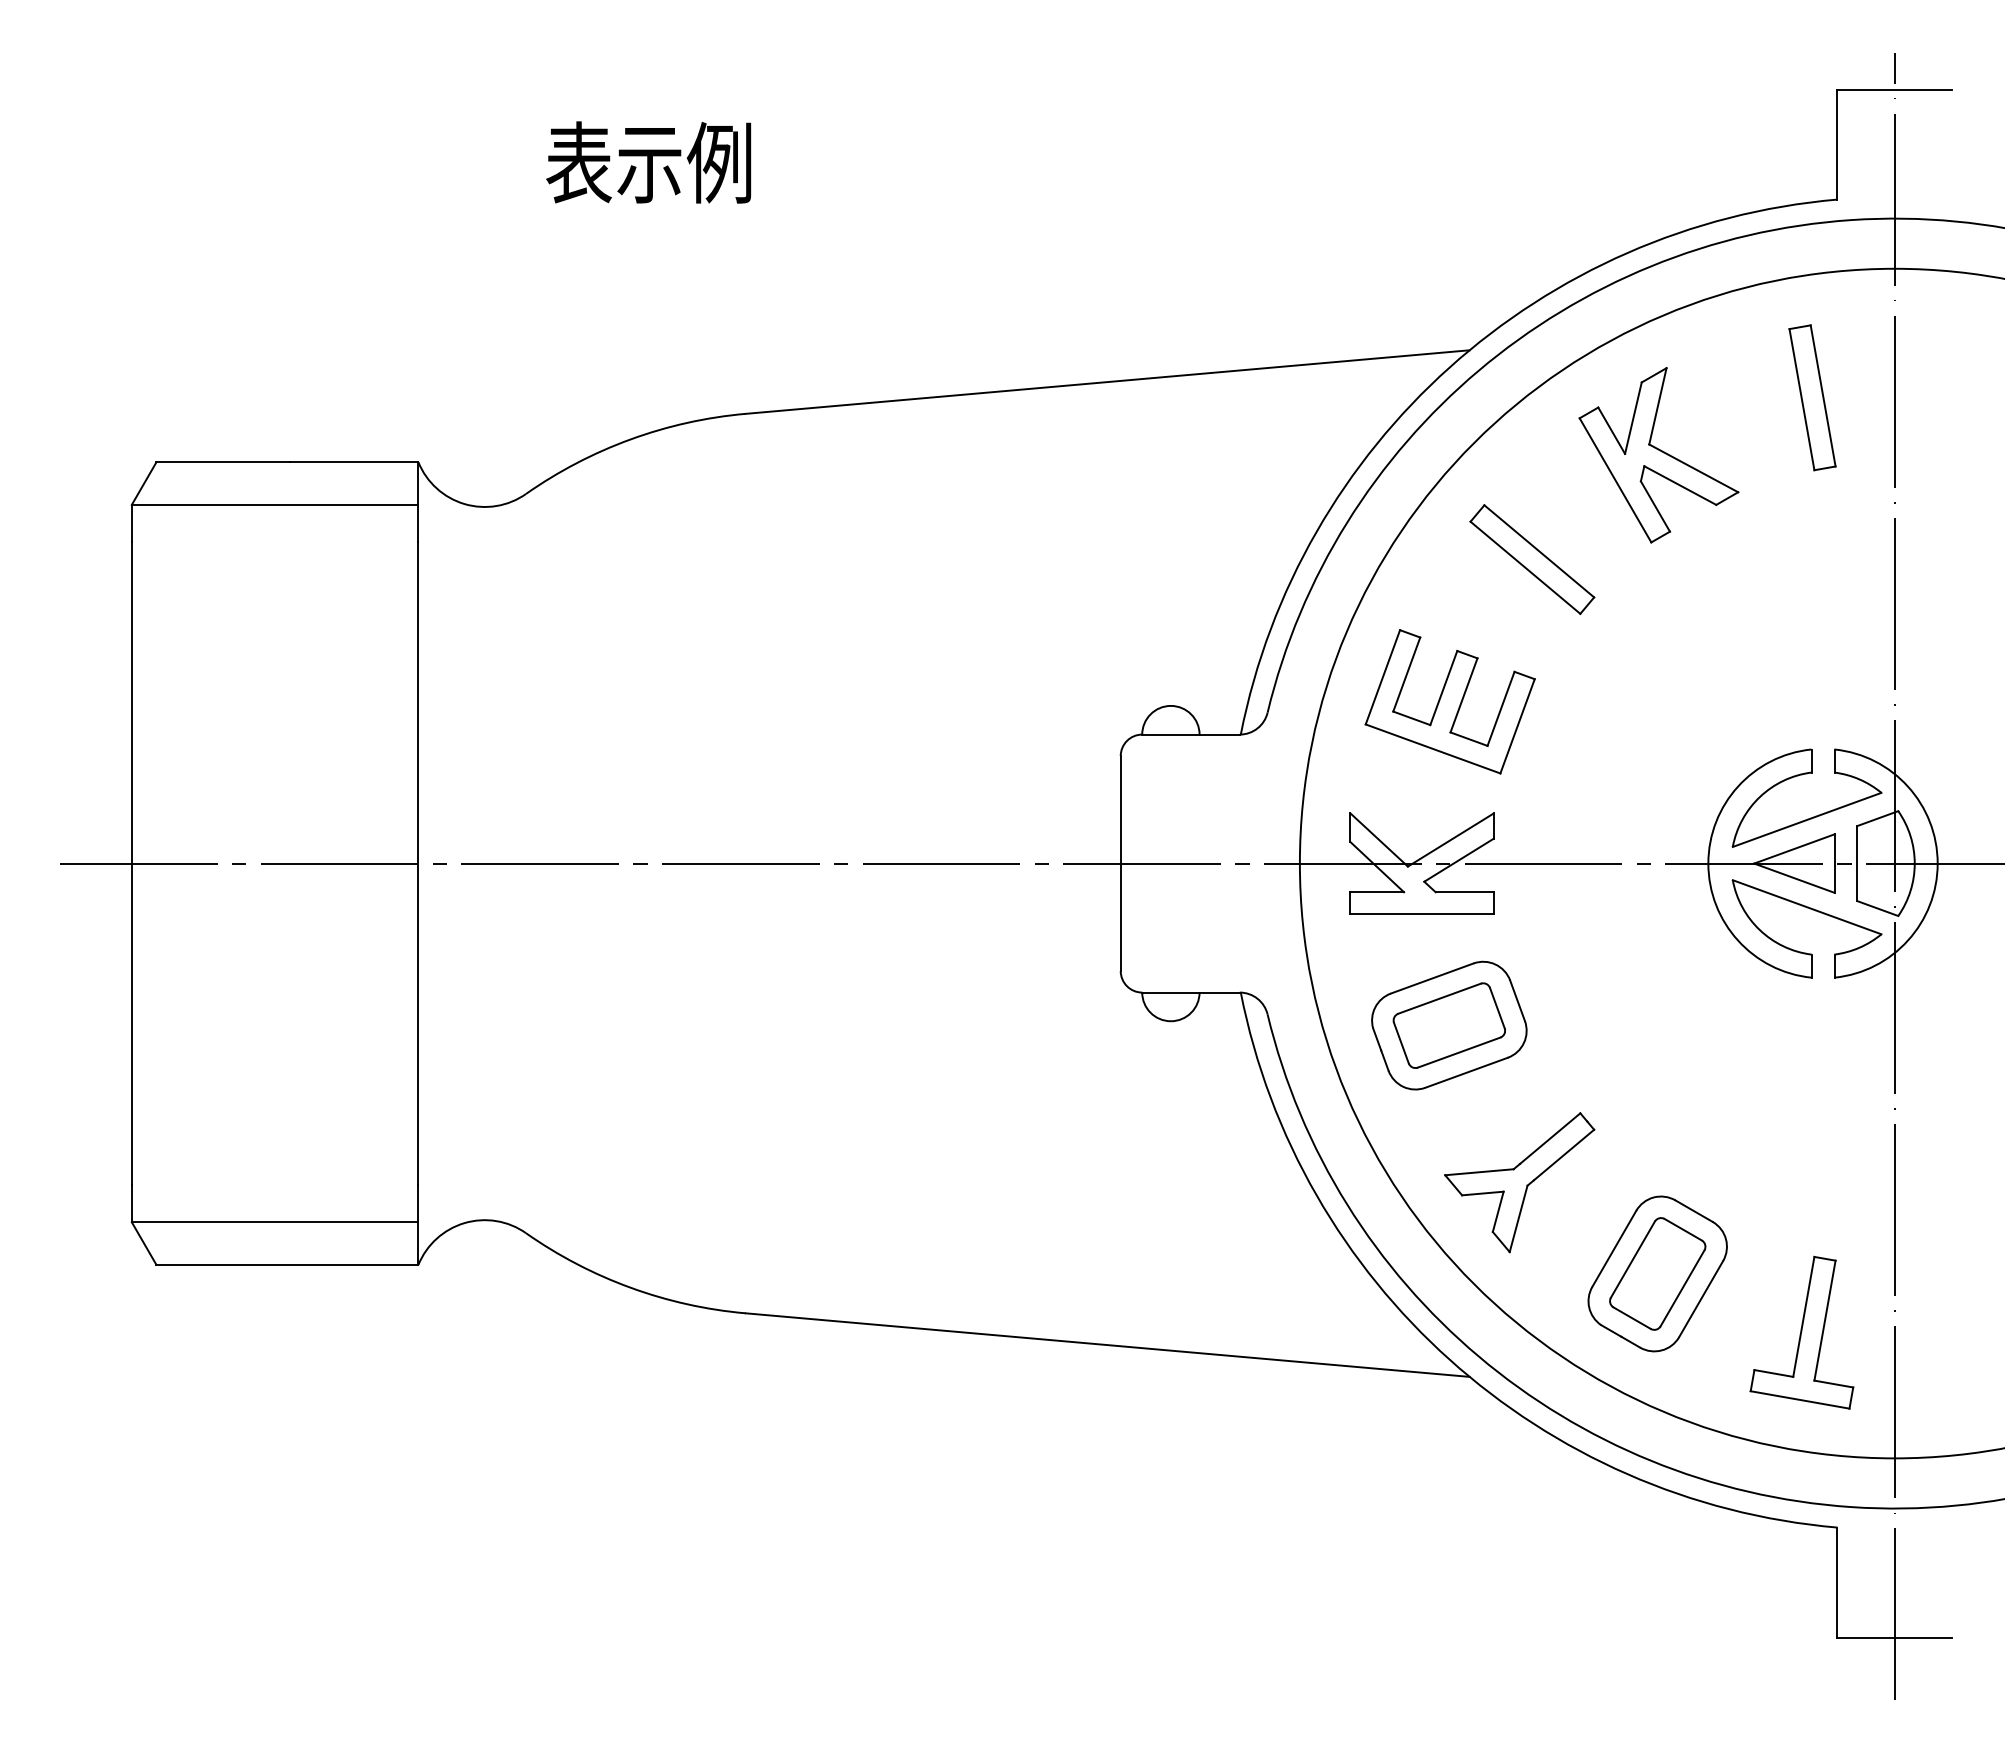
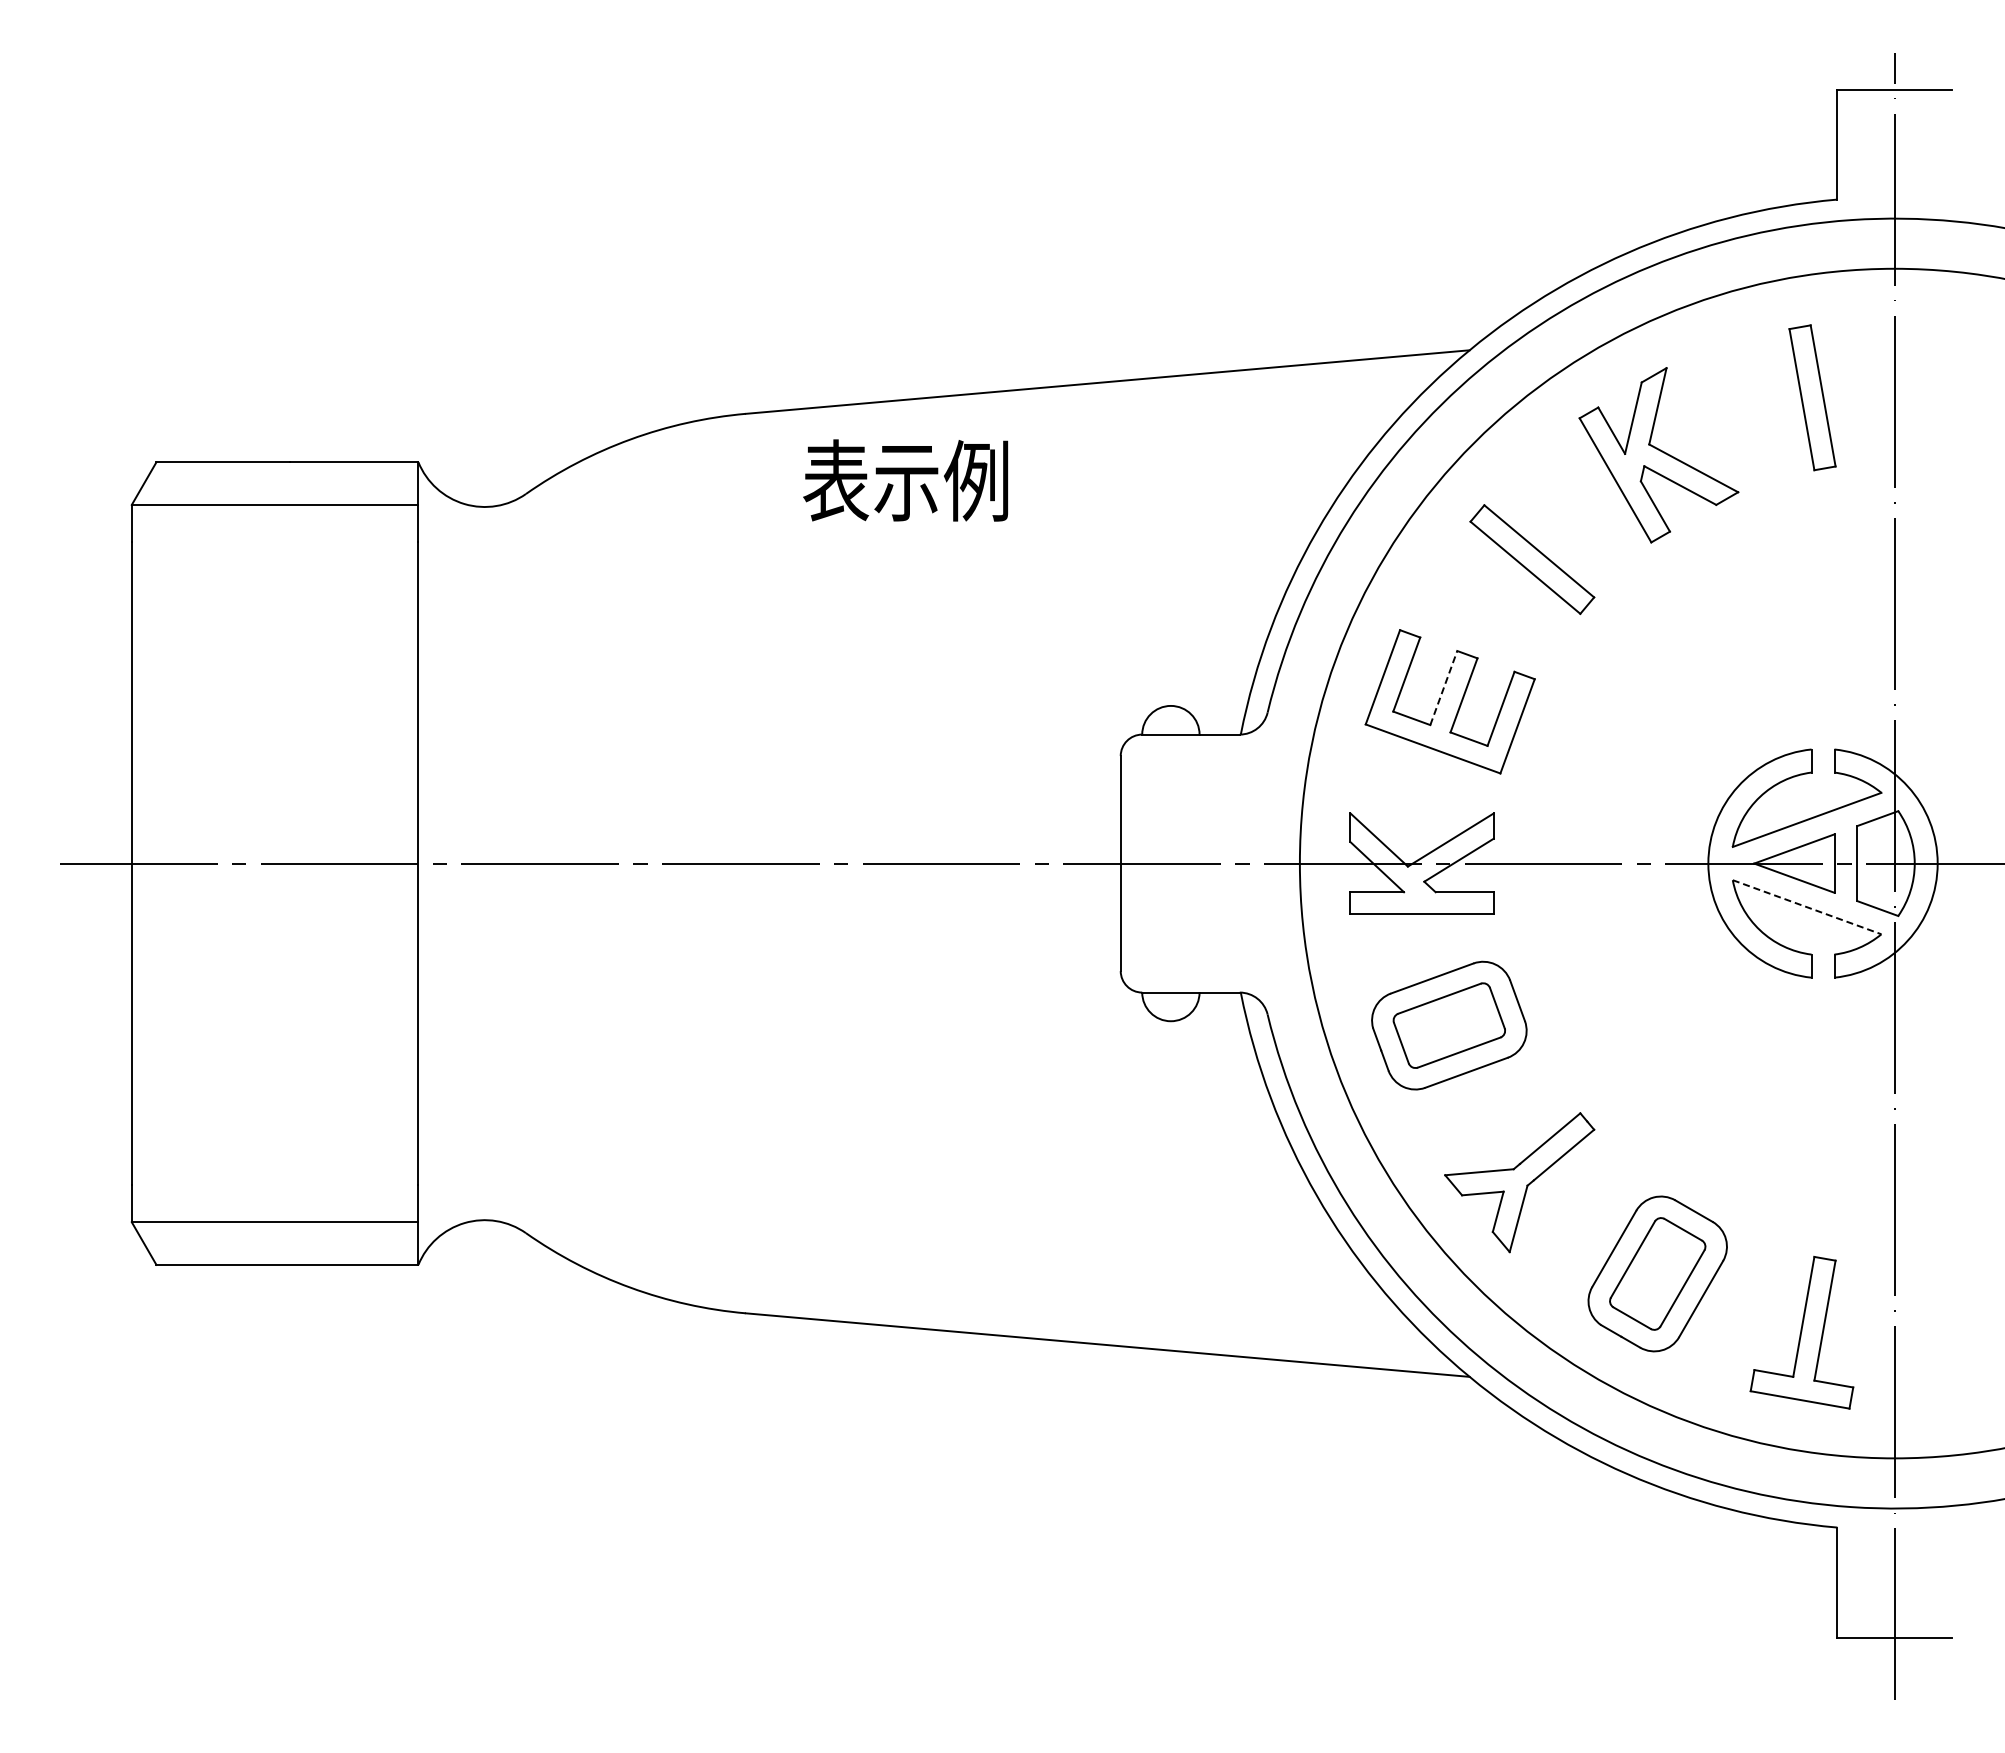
text position: (648, 162) -> (905, 480) (905, 480)
line: solid -> dashed (1443, 687)
line: solid -> dashed (1807, 907)
